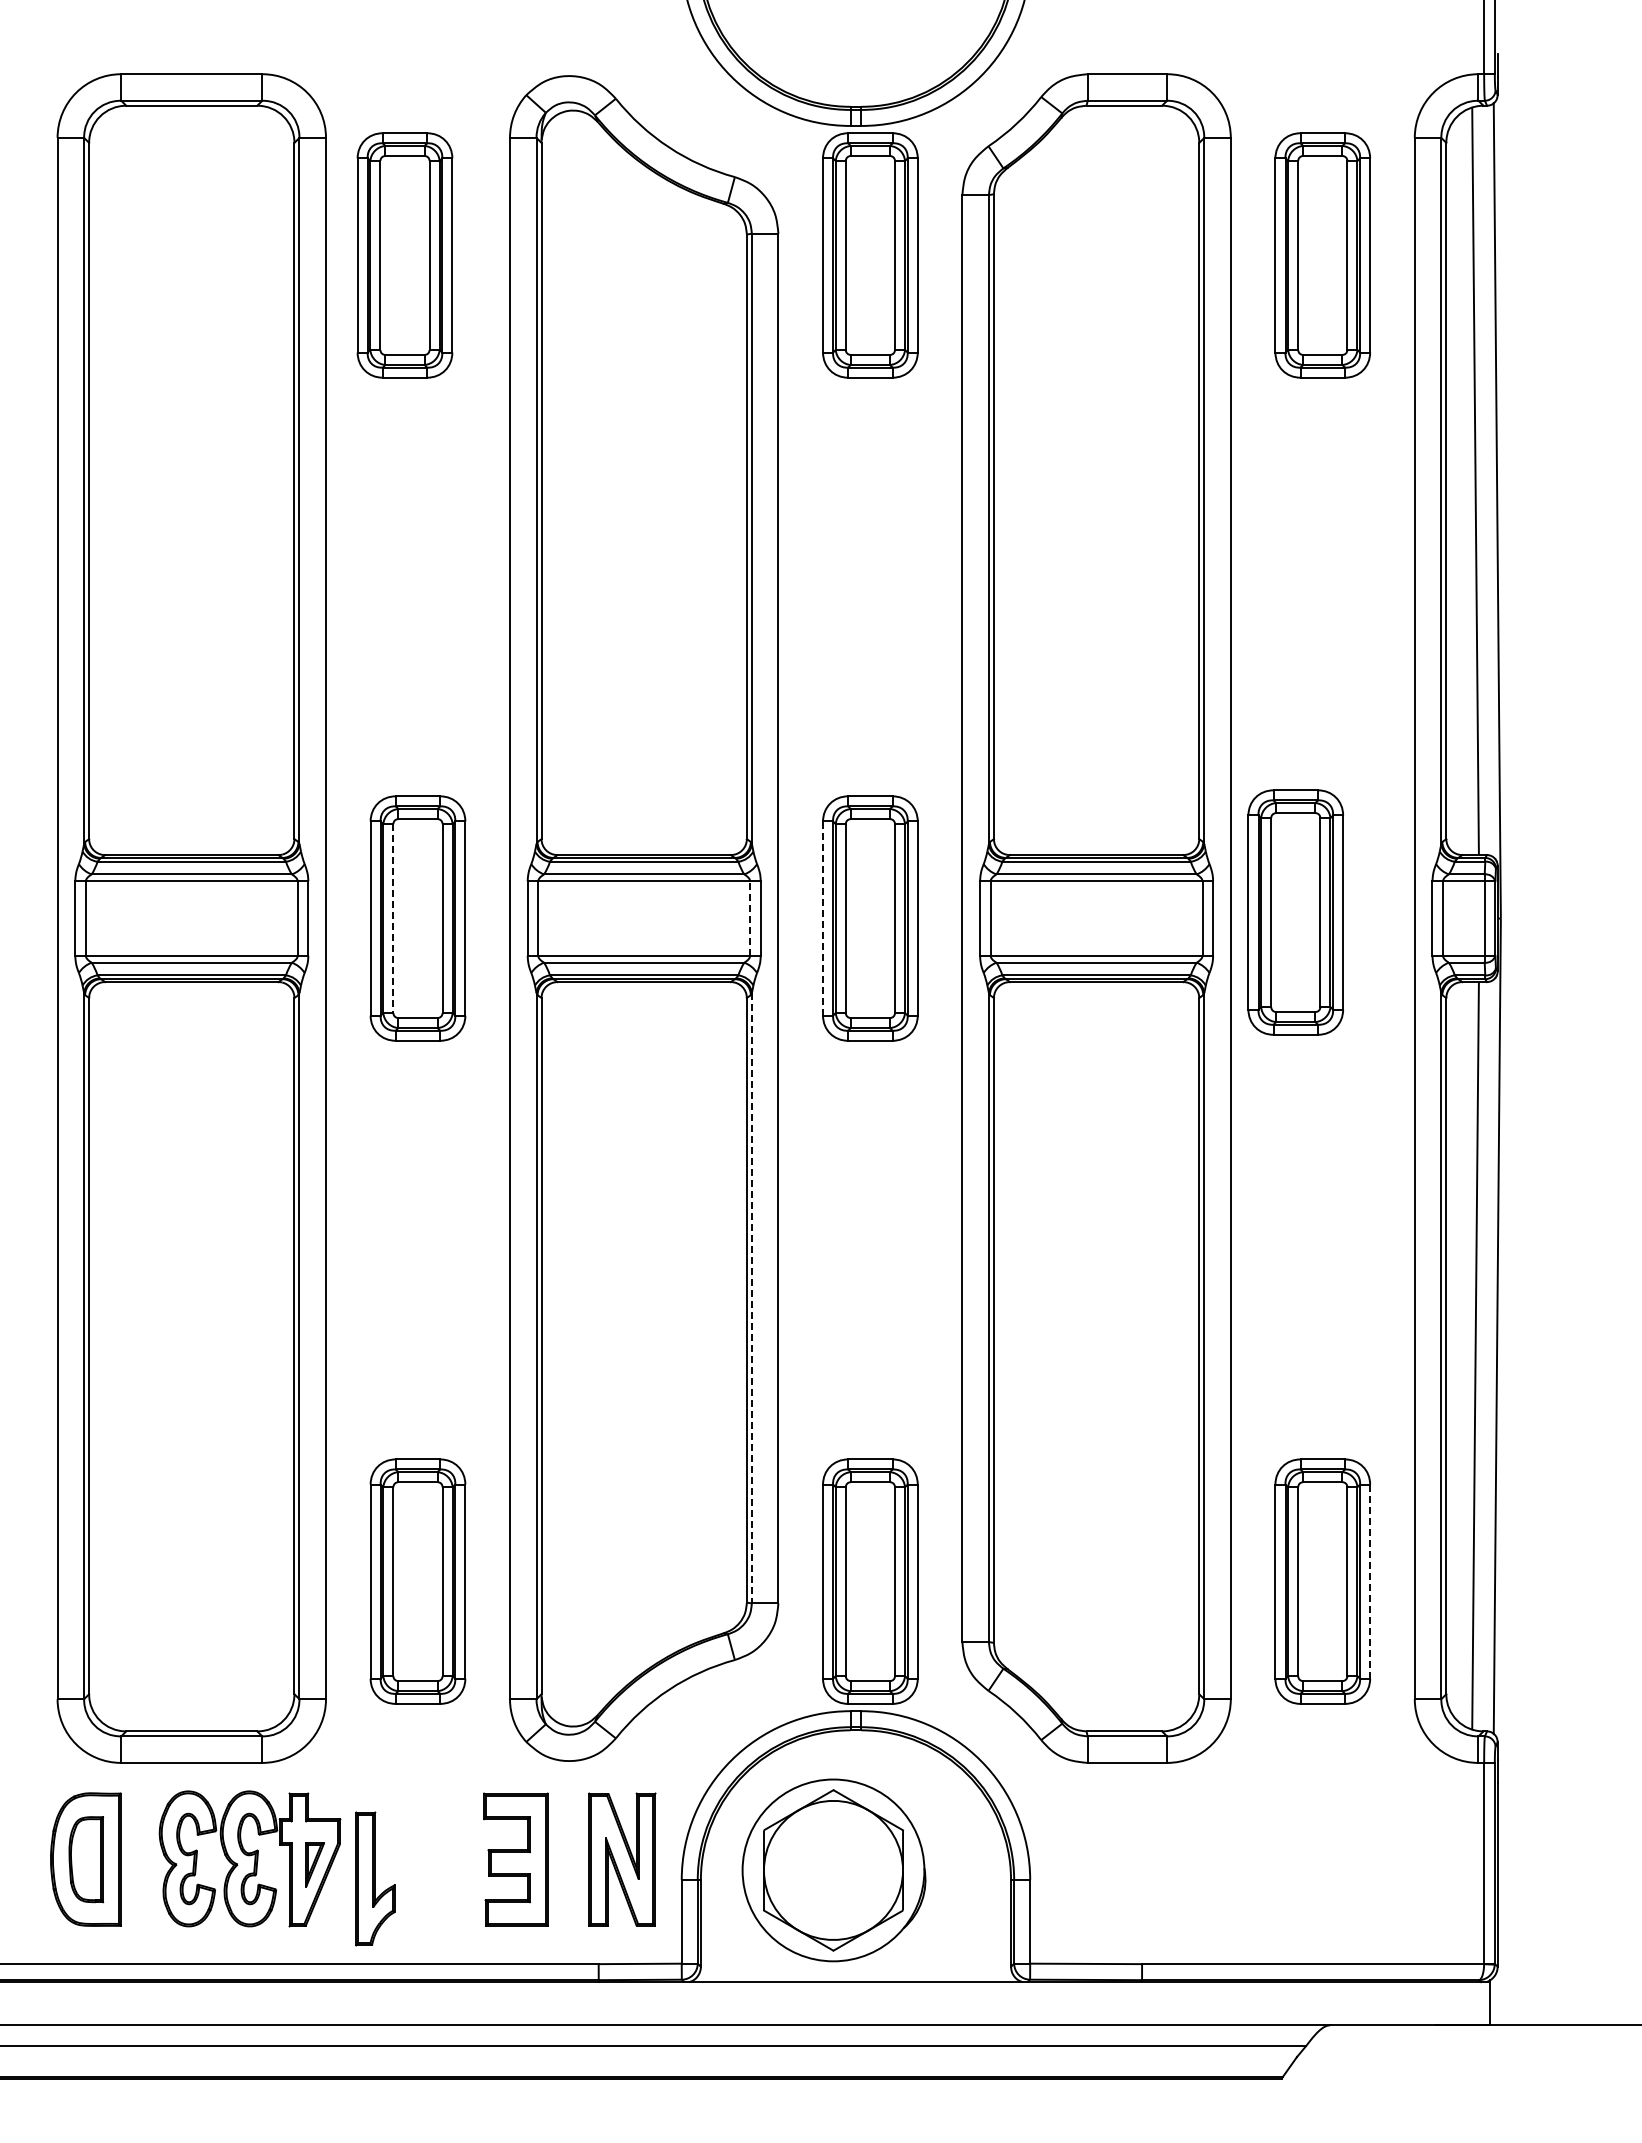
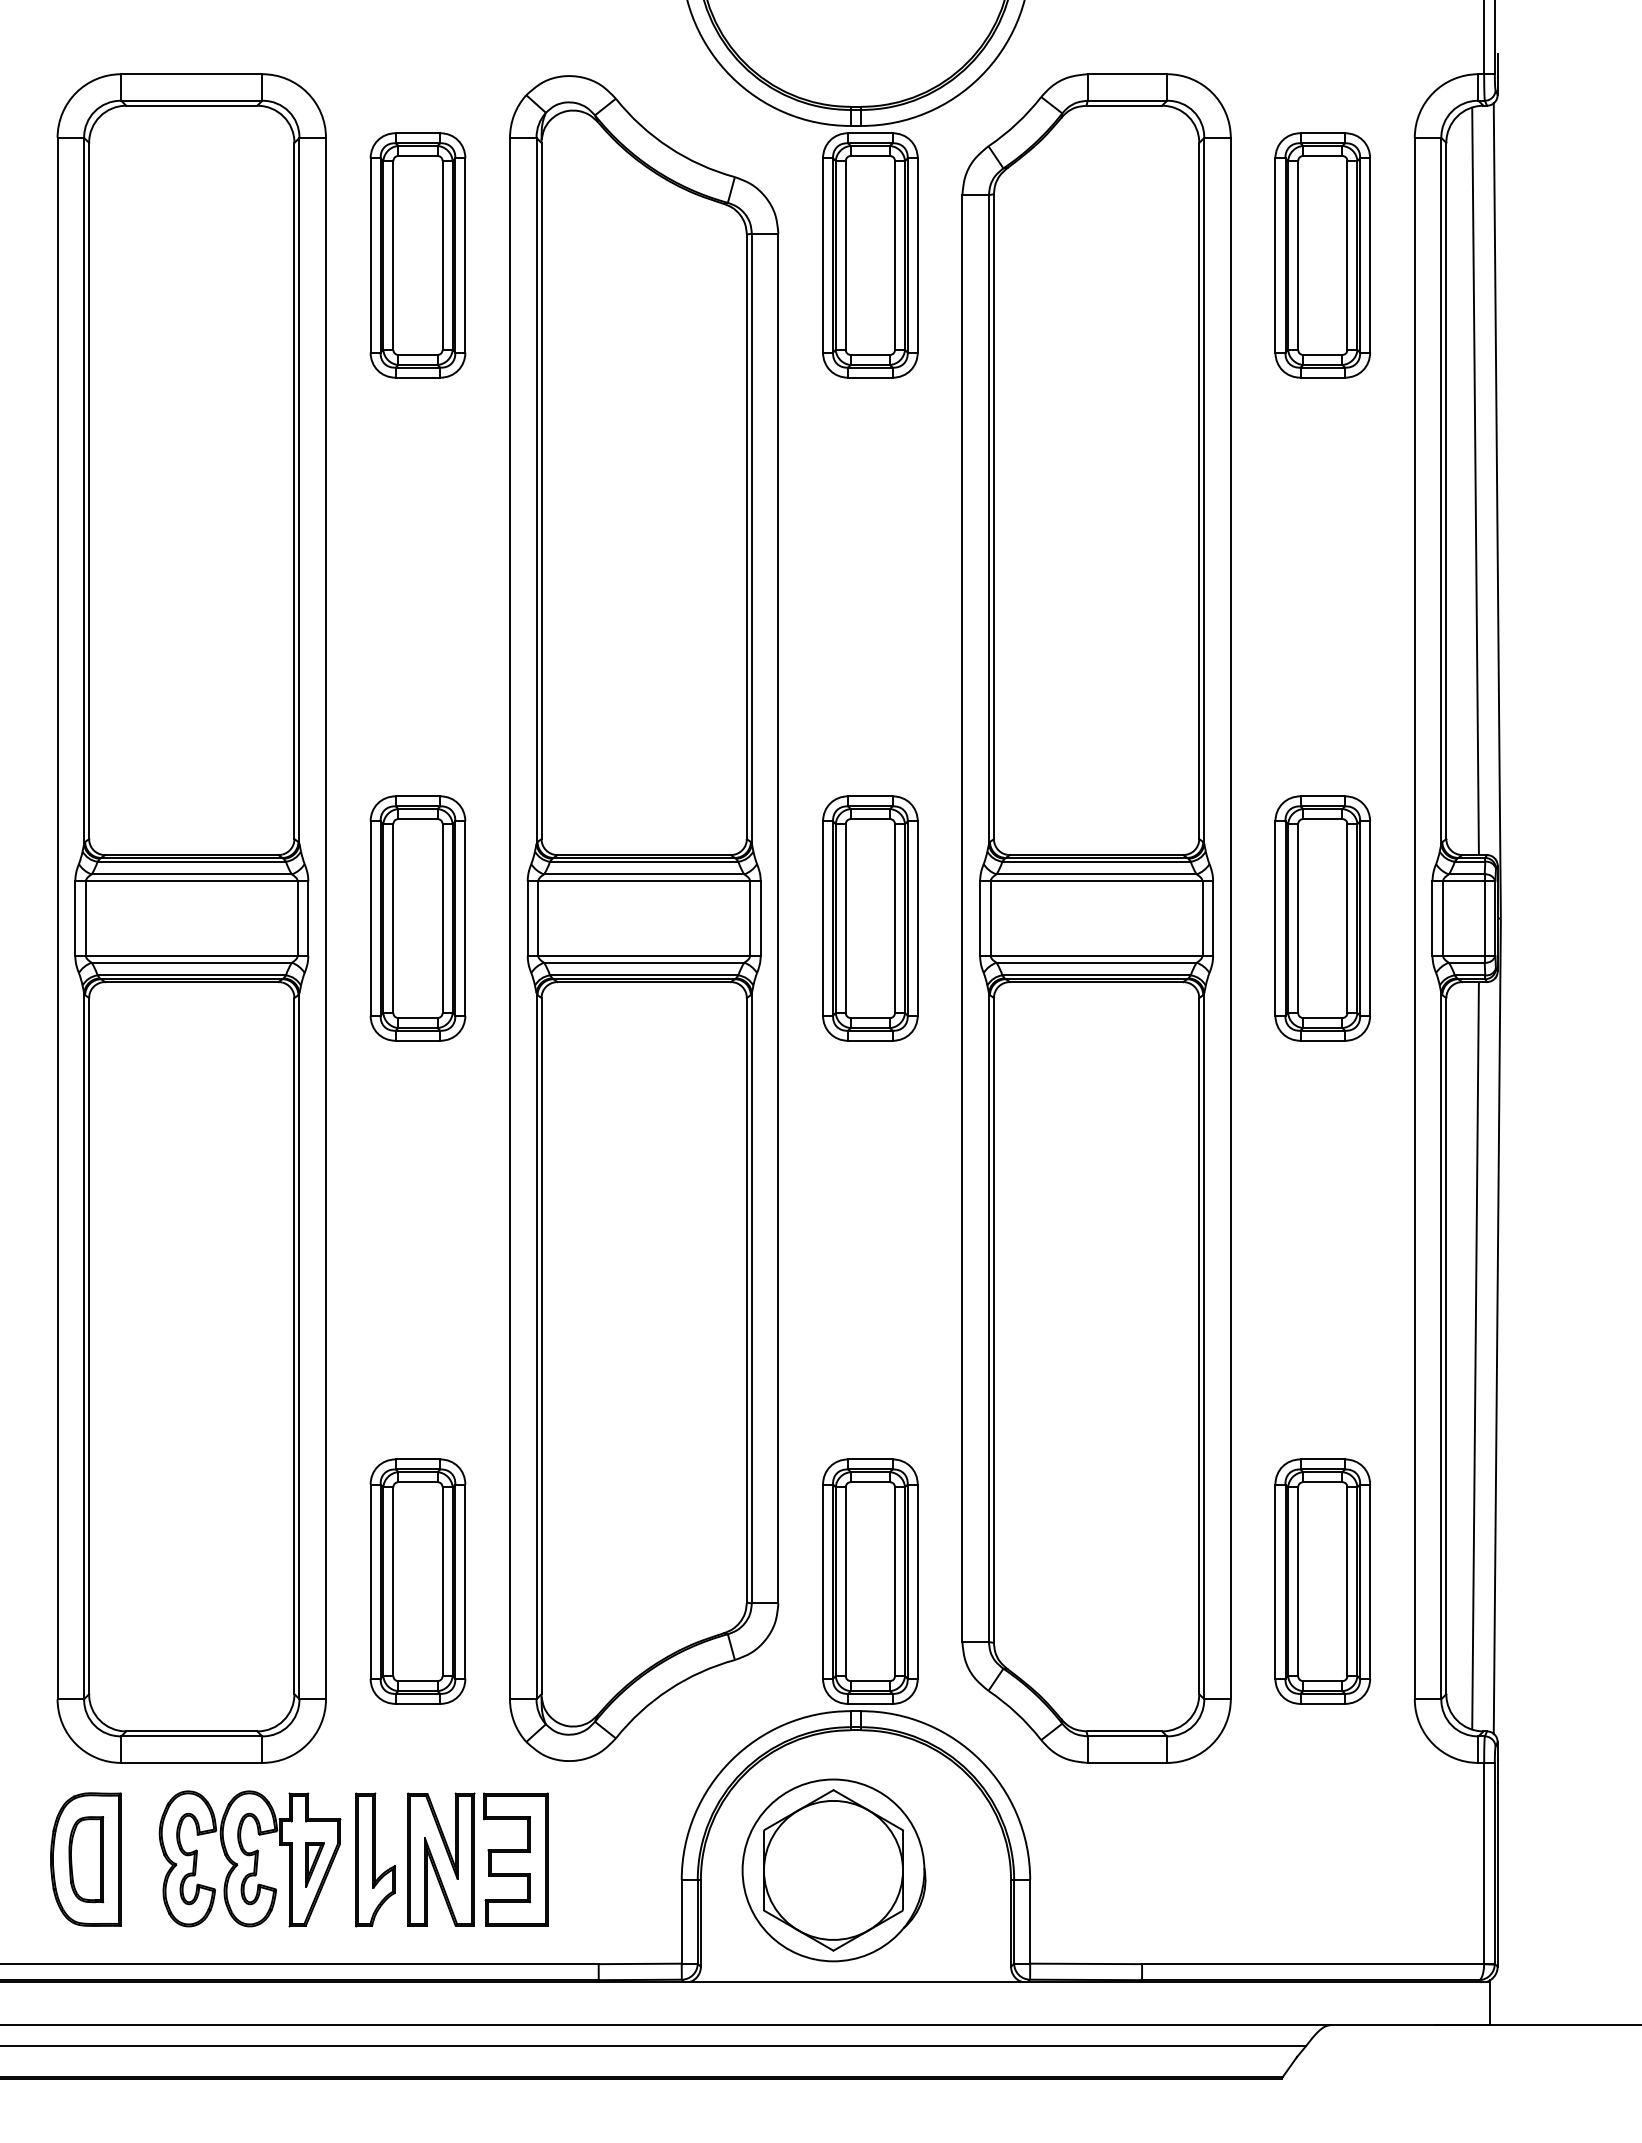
part position: (404, 255) -> (417, 255) (417, 255)
part position: (1295, 912) -> (1322, 918) (1322, 918)
line: dashed -> solid (750, 918)
line: dashed -> solid (823, 918)
line: dashed -> solid (393, 919)
line: dashed -> solid (751, 1298)
line: dashed -> solid (1370, 1581)
part position: (622, 1859) -> (441, 1859) (441, 1859)
part position: (375, 1878) -> (375, 1859) (375, 1859)
